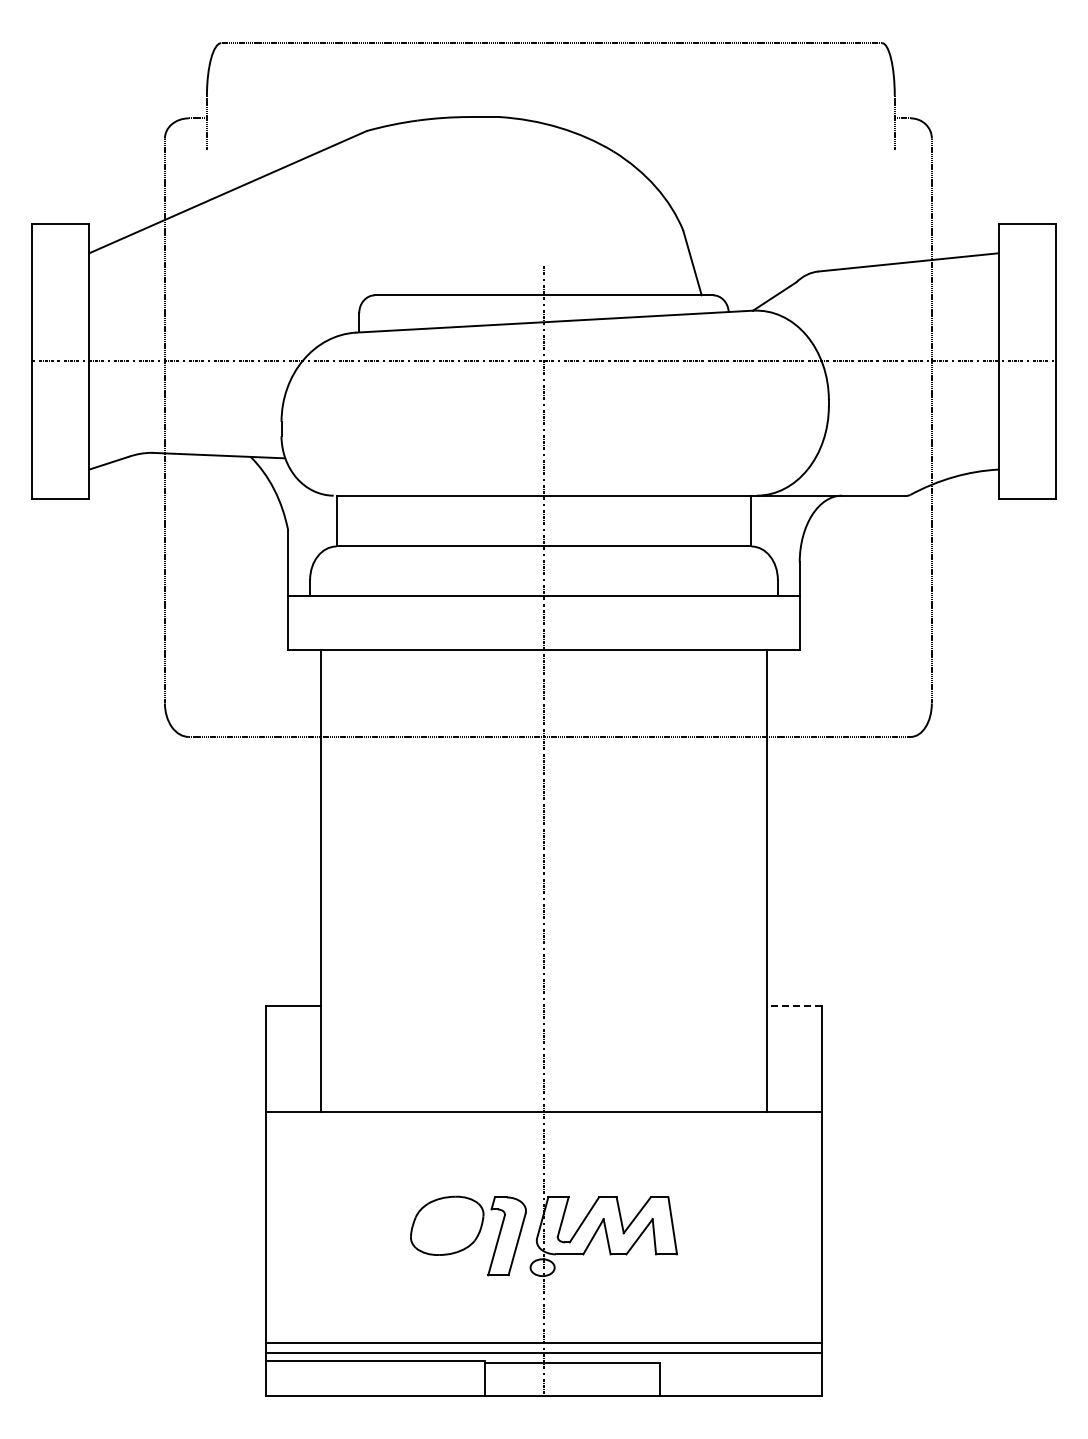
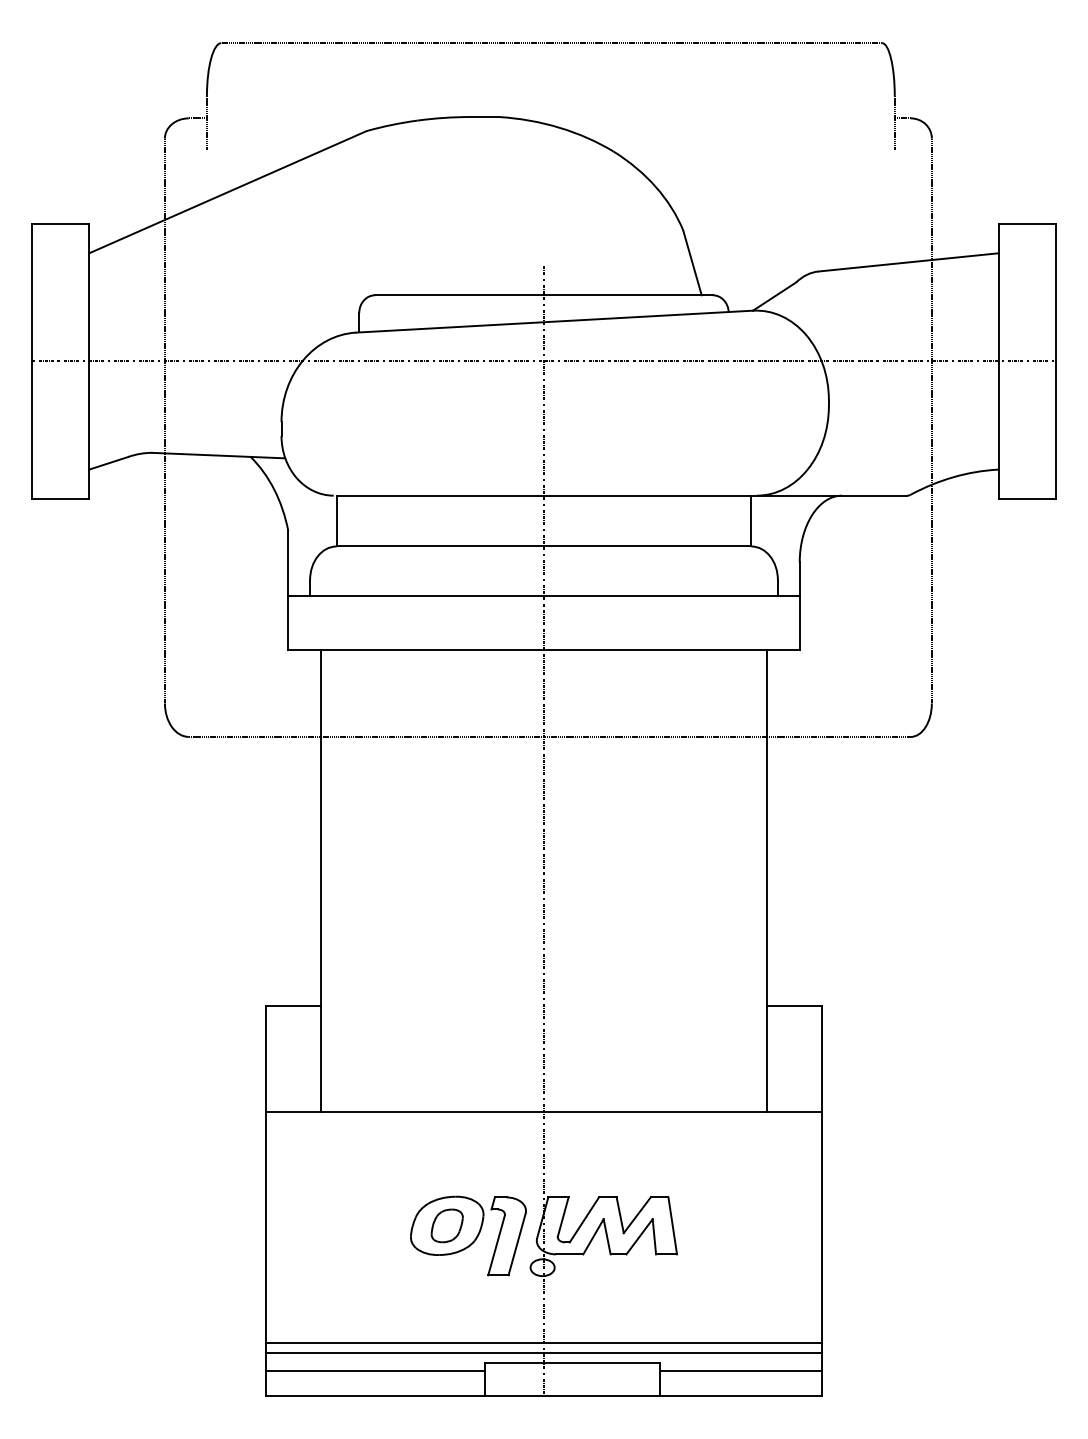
line: dashed -> solid (794, 1006)
part: none -> present (446, 1225)
line position: (374, 1360) -> (374, 1370) (374, 1370)
line: none -> present (741, 1370)
